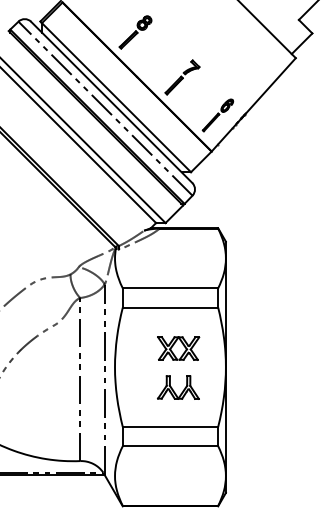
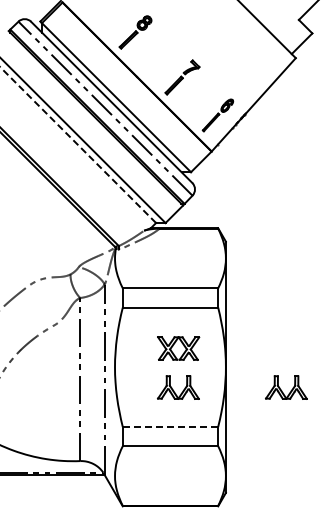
line: solid -> dashed (77, 144)
part: none -> present (286, 387)
line: solid -> dashed (170, 426)
